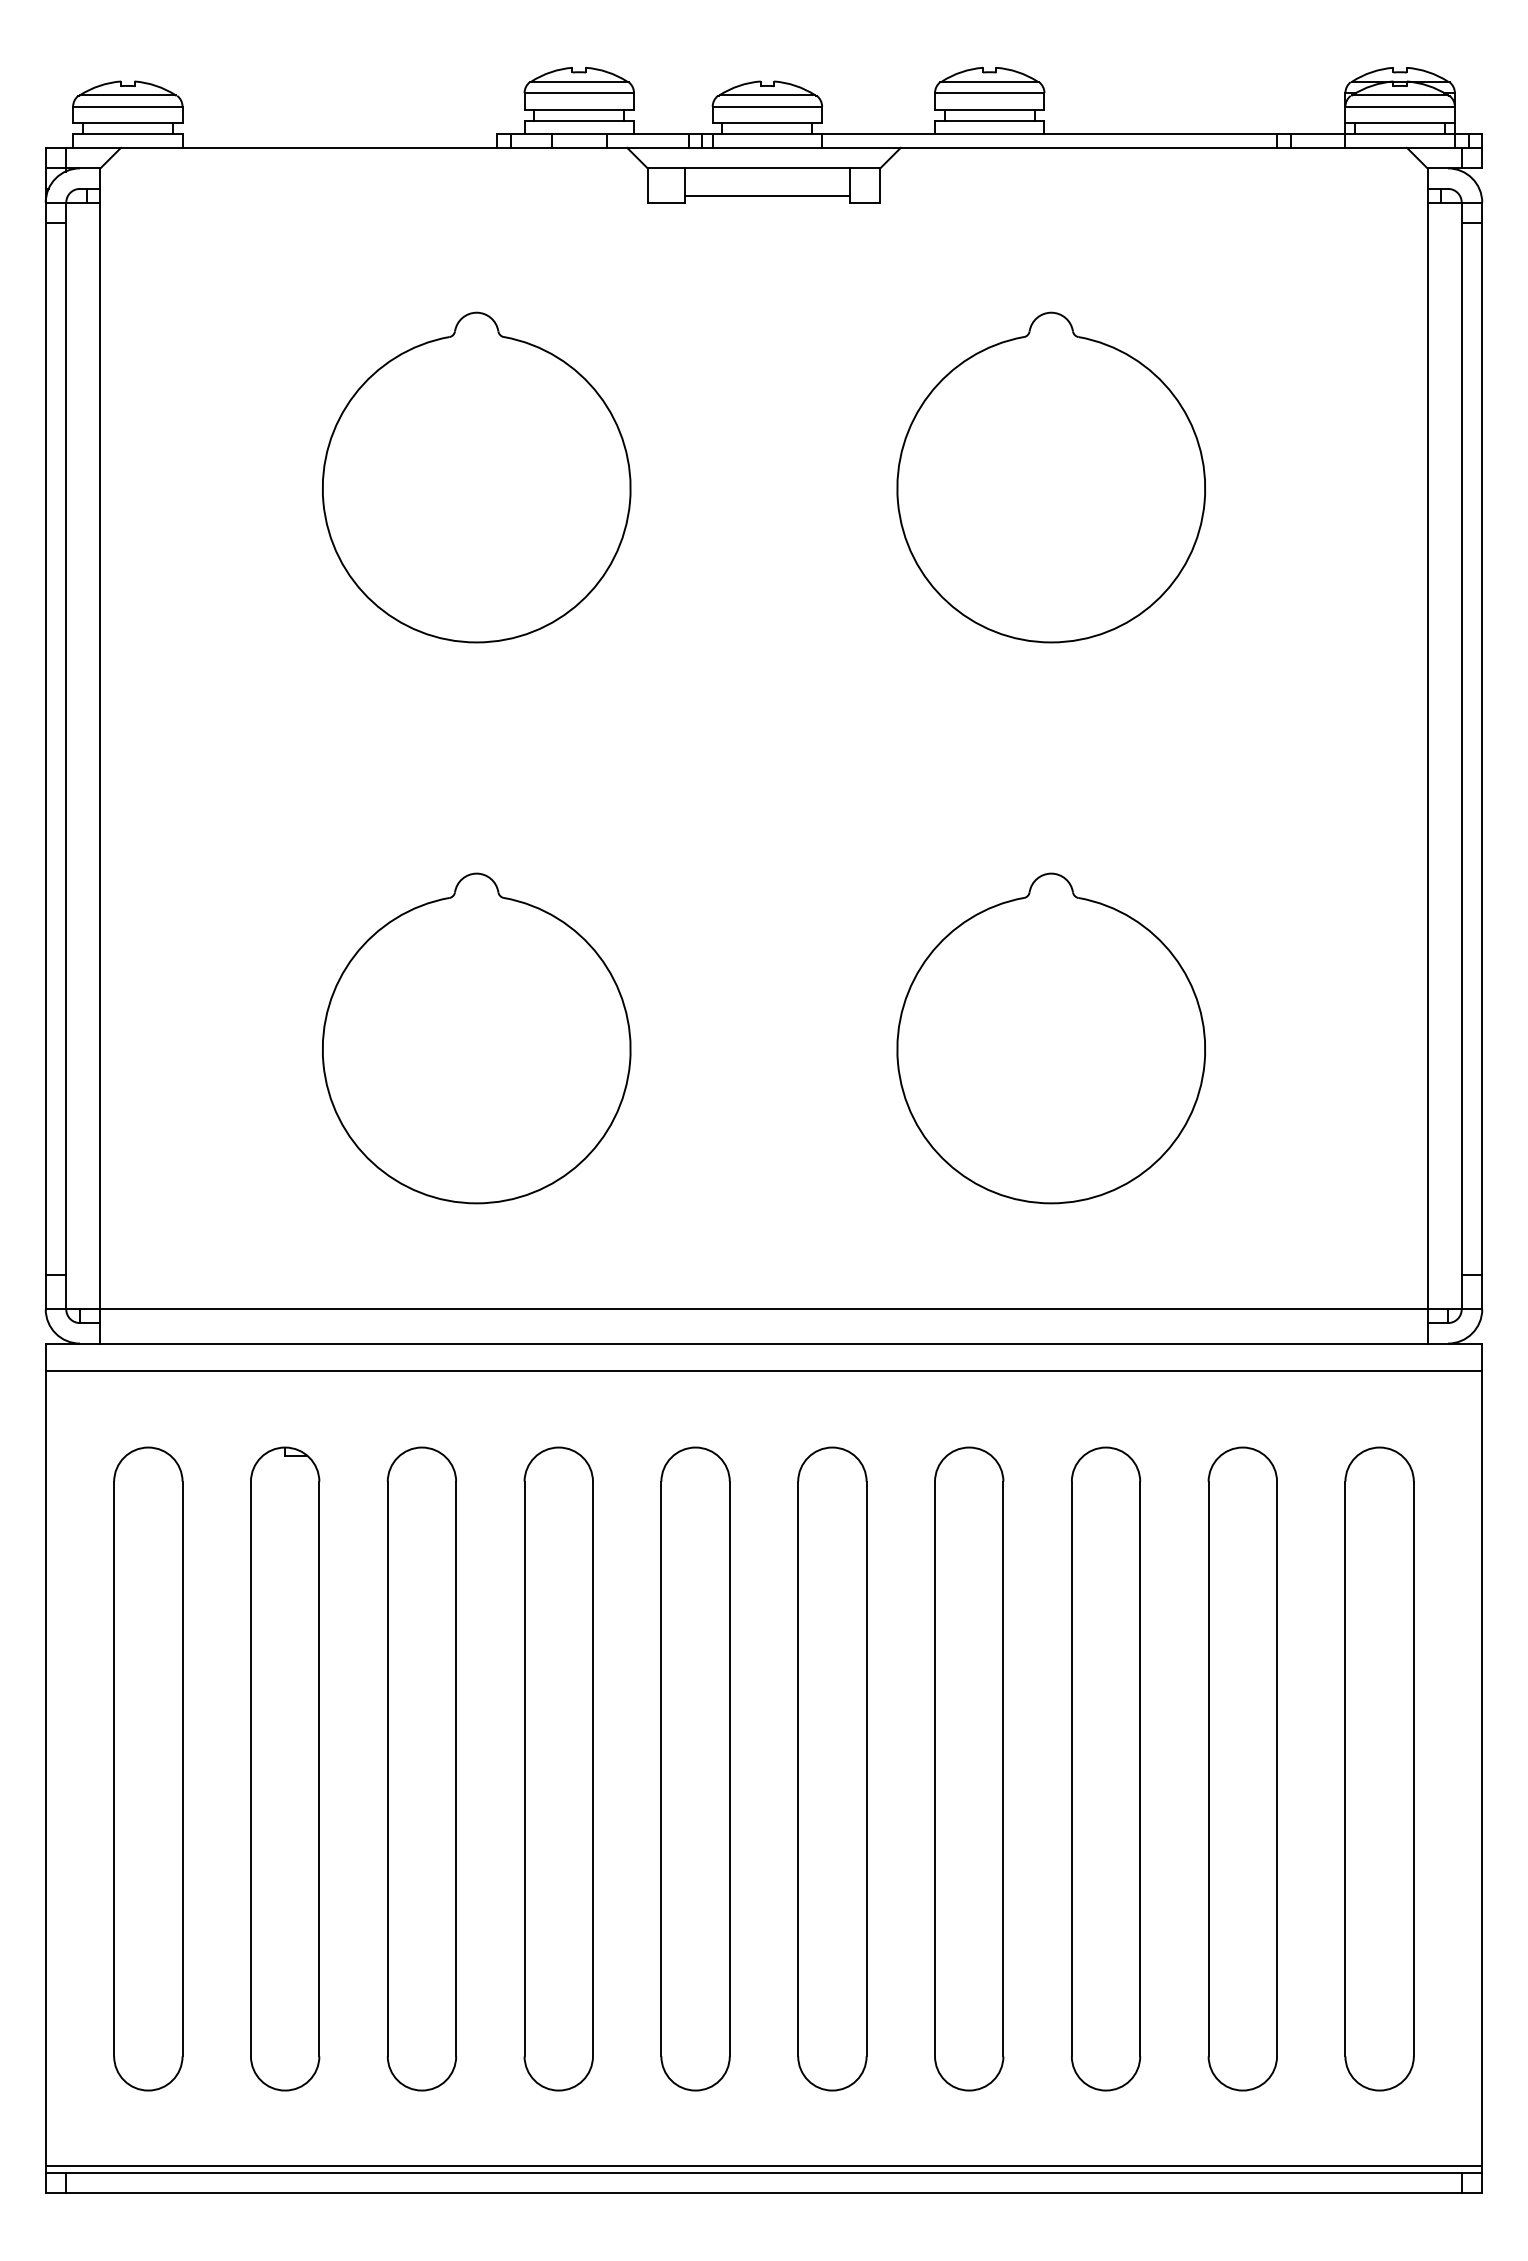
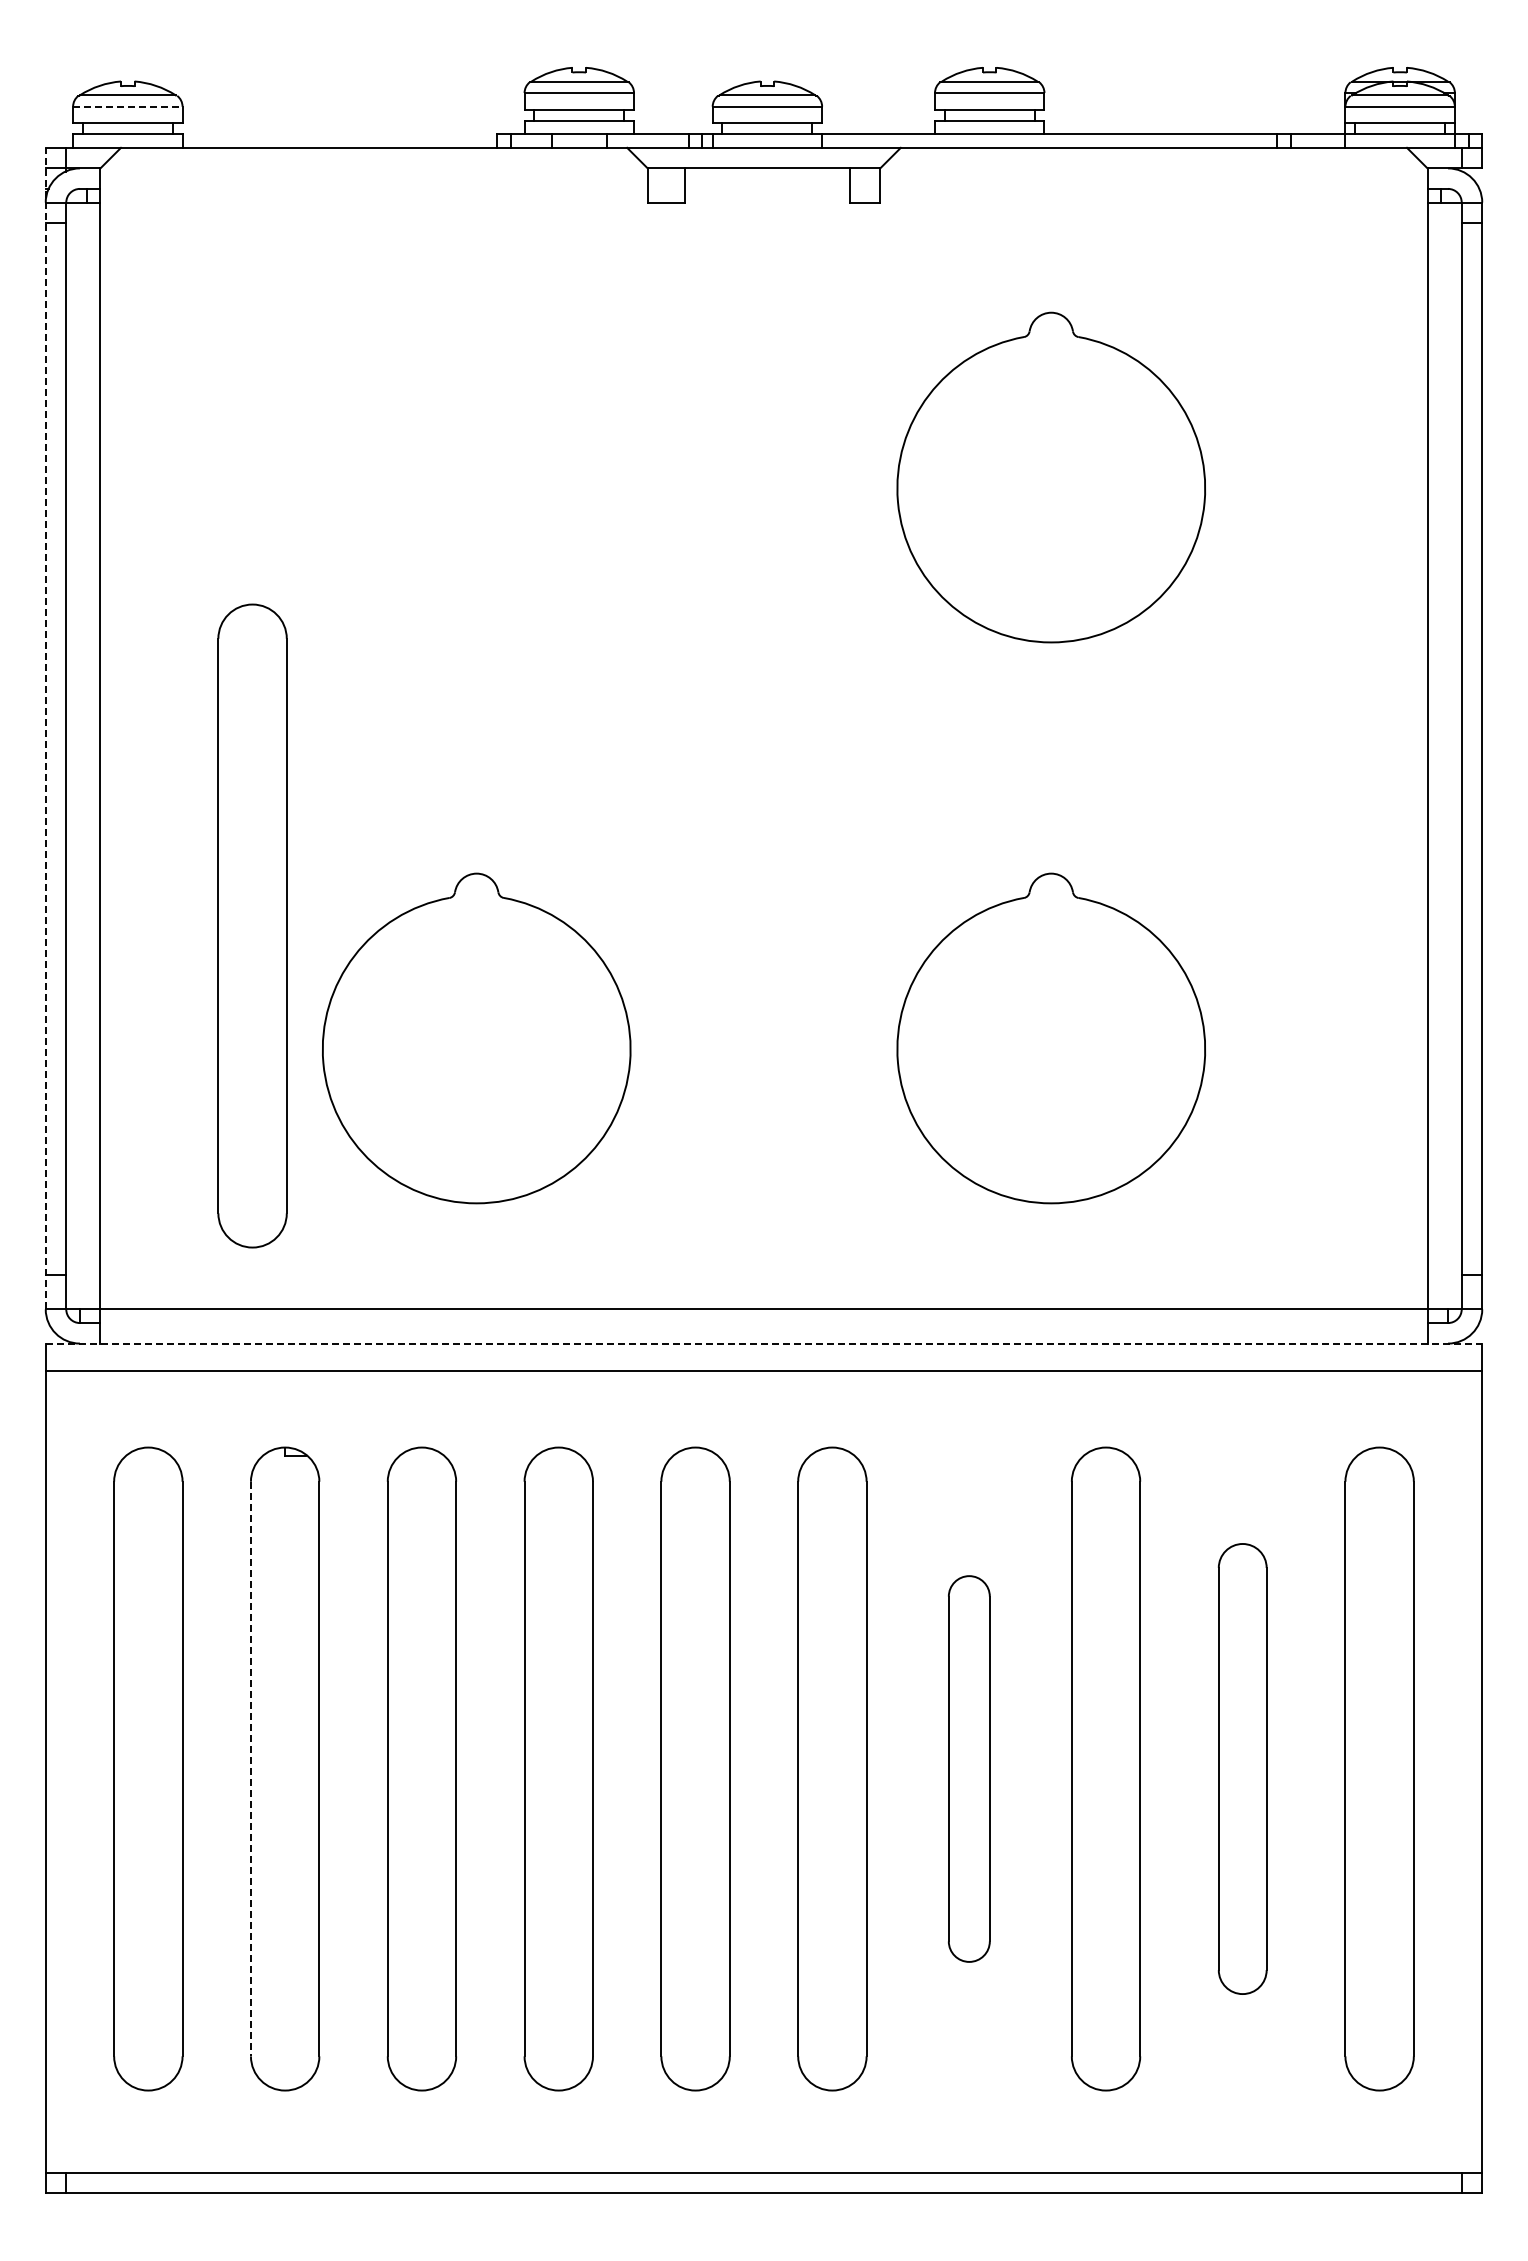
line: solid -> dashed (127, 106)
line: present -> none (767, 195)
part: present -> none (476, 477)
line: solid -> dashed (45, 728)
part: none -> present (252, 925)
line: solid -> dashed (764, 1343)
part size: 71x646 px -> 43x388 px (969, 1768)
part size: 71x646 px -> 51x452 px (1242, 1768)
line: solid -> dashed (250, 1769)
line: present -> none (763, 2165)
